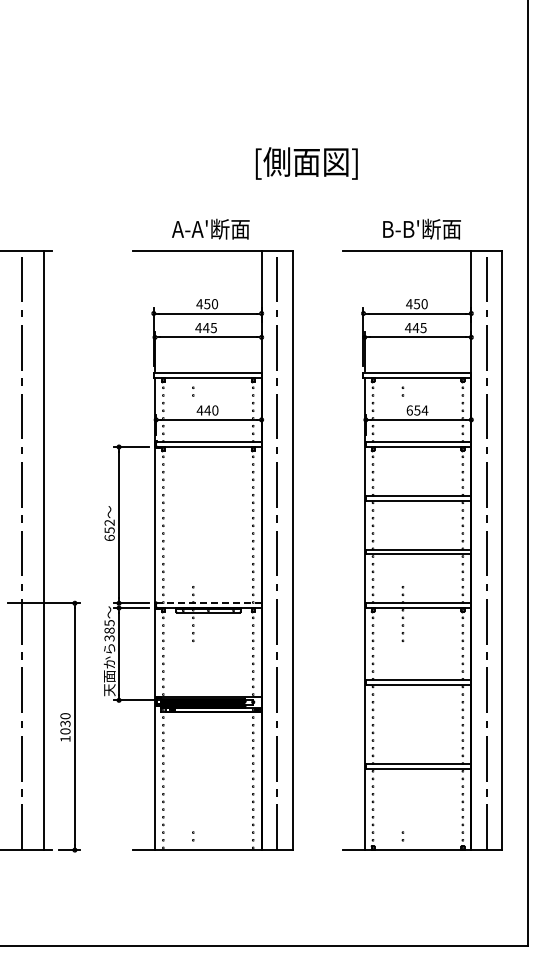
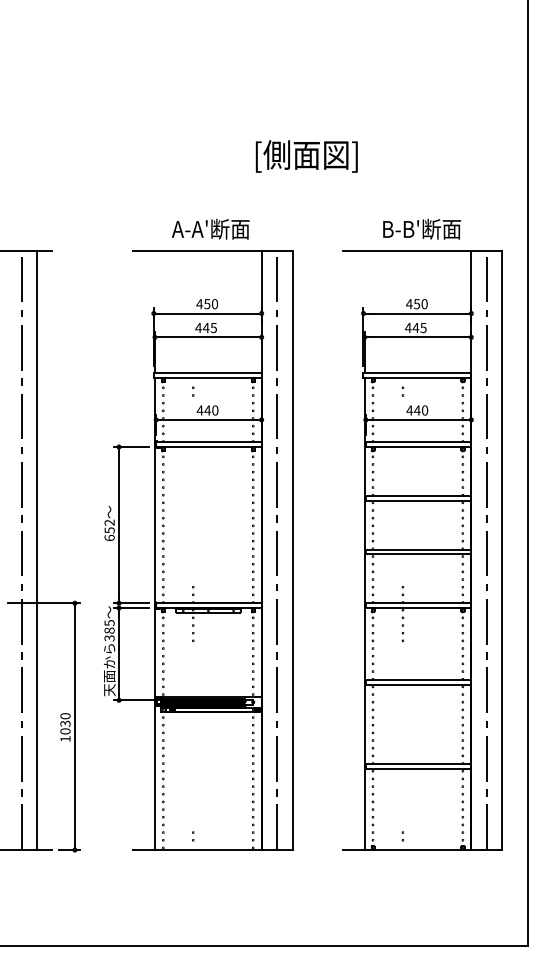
text position: (306, 163) -> (306, 156) (306, 156)
text: 654 -> 440 (417, 410)
line position: (44, 550) -> (37, 550) (37, 550)
line: dashed -> solid (208, 603)
